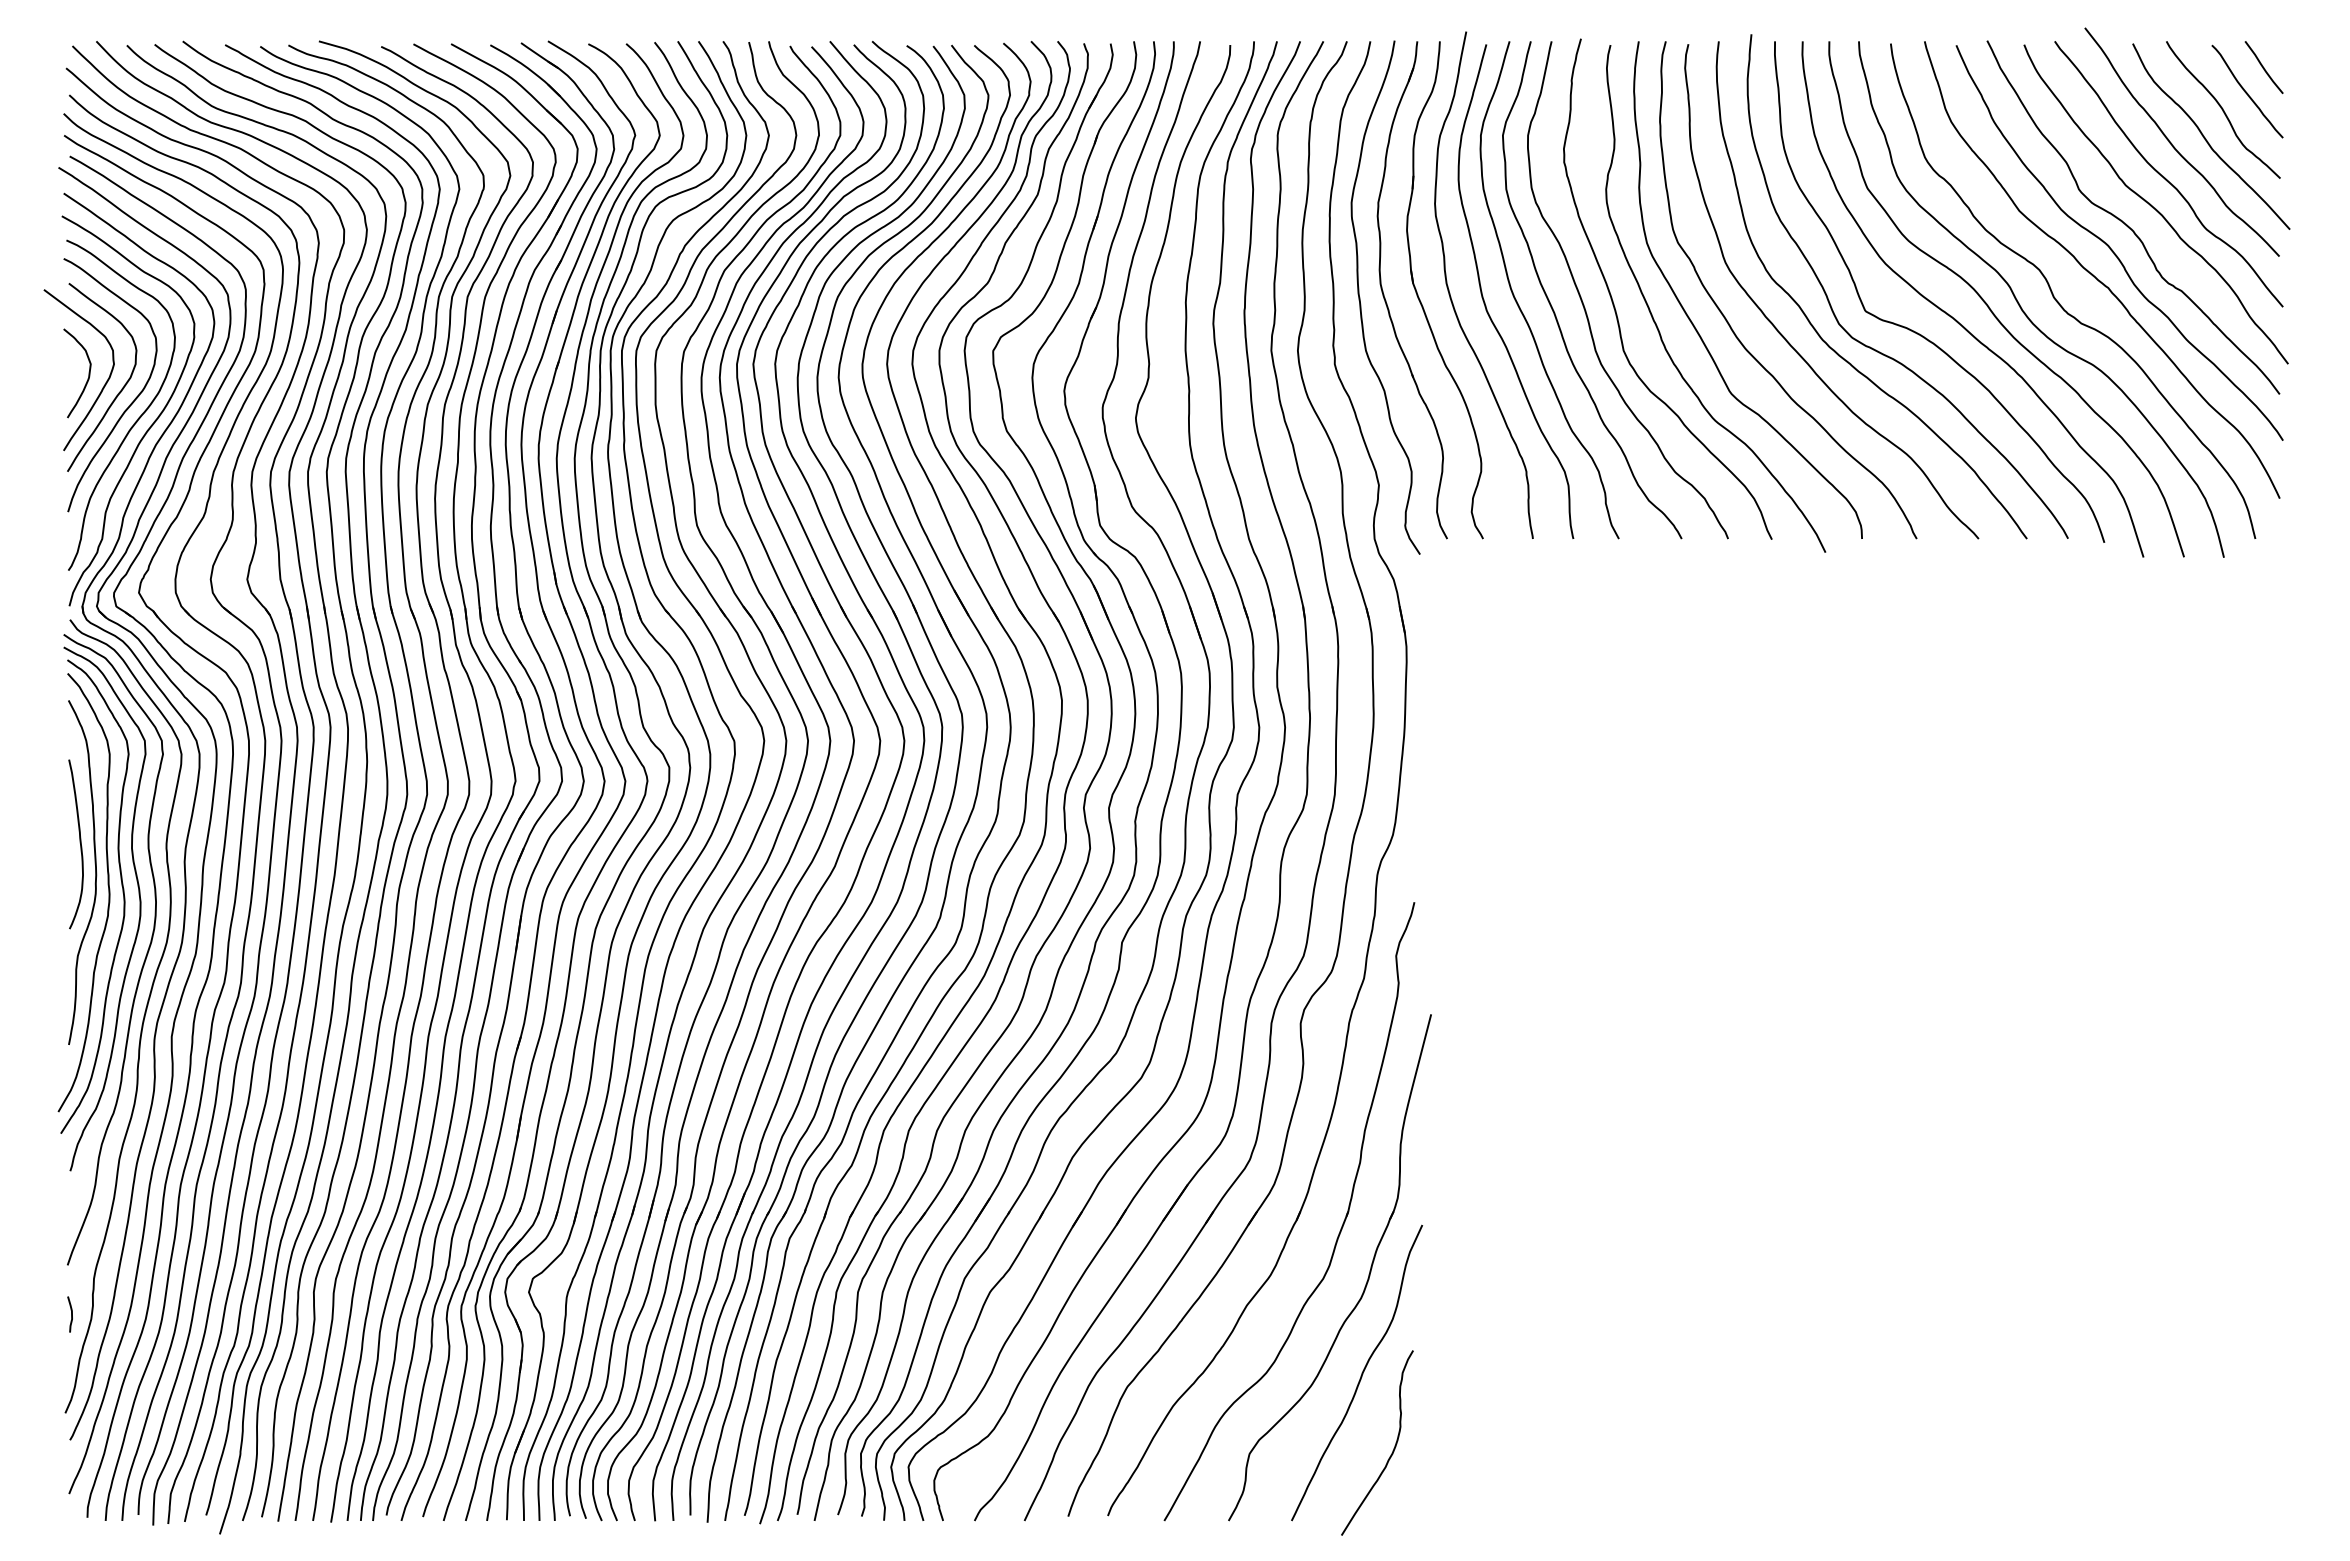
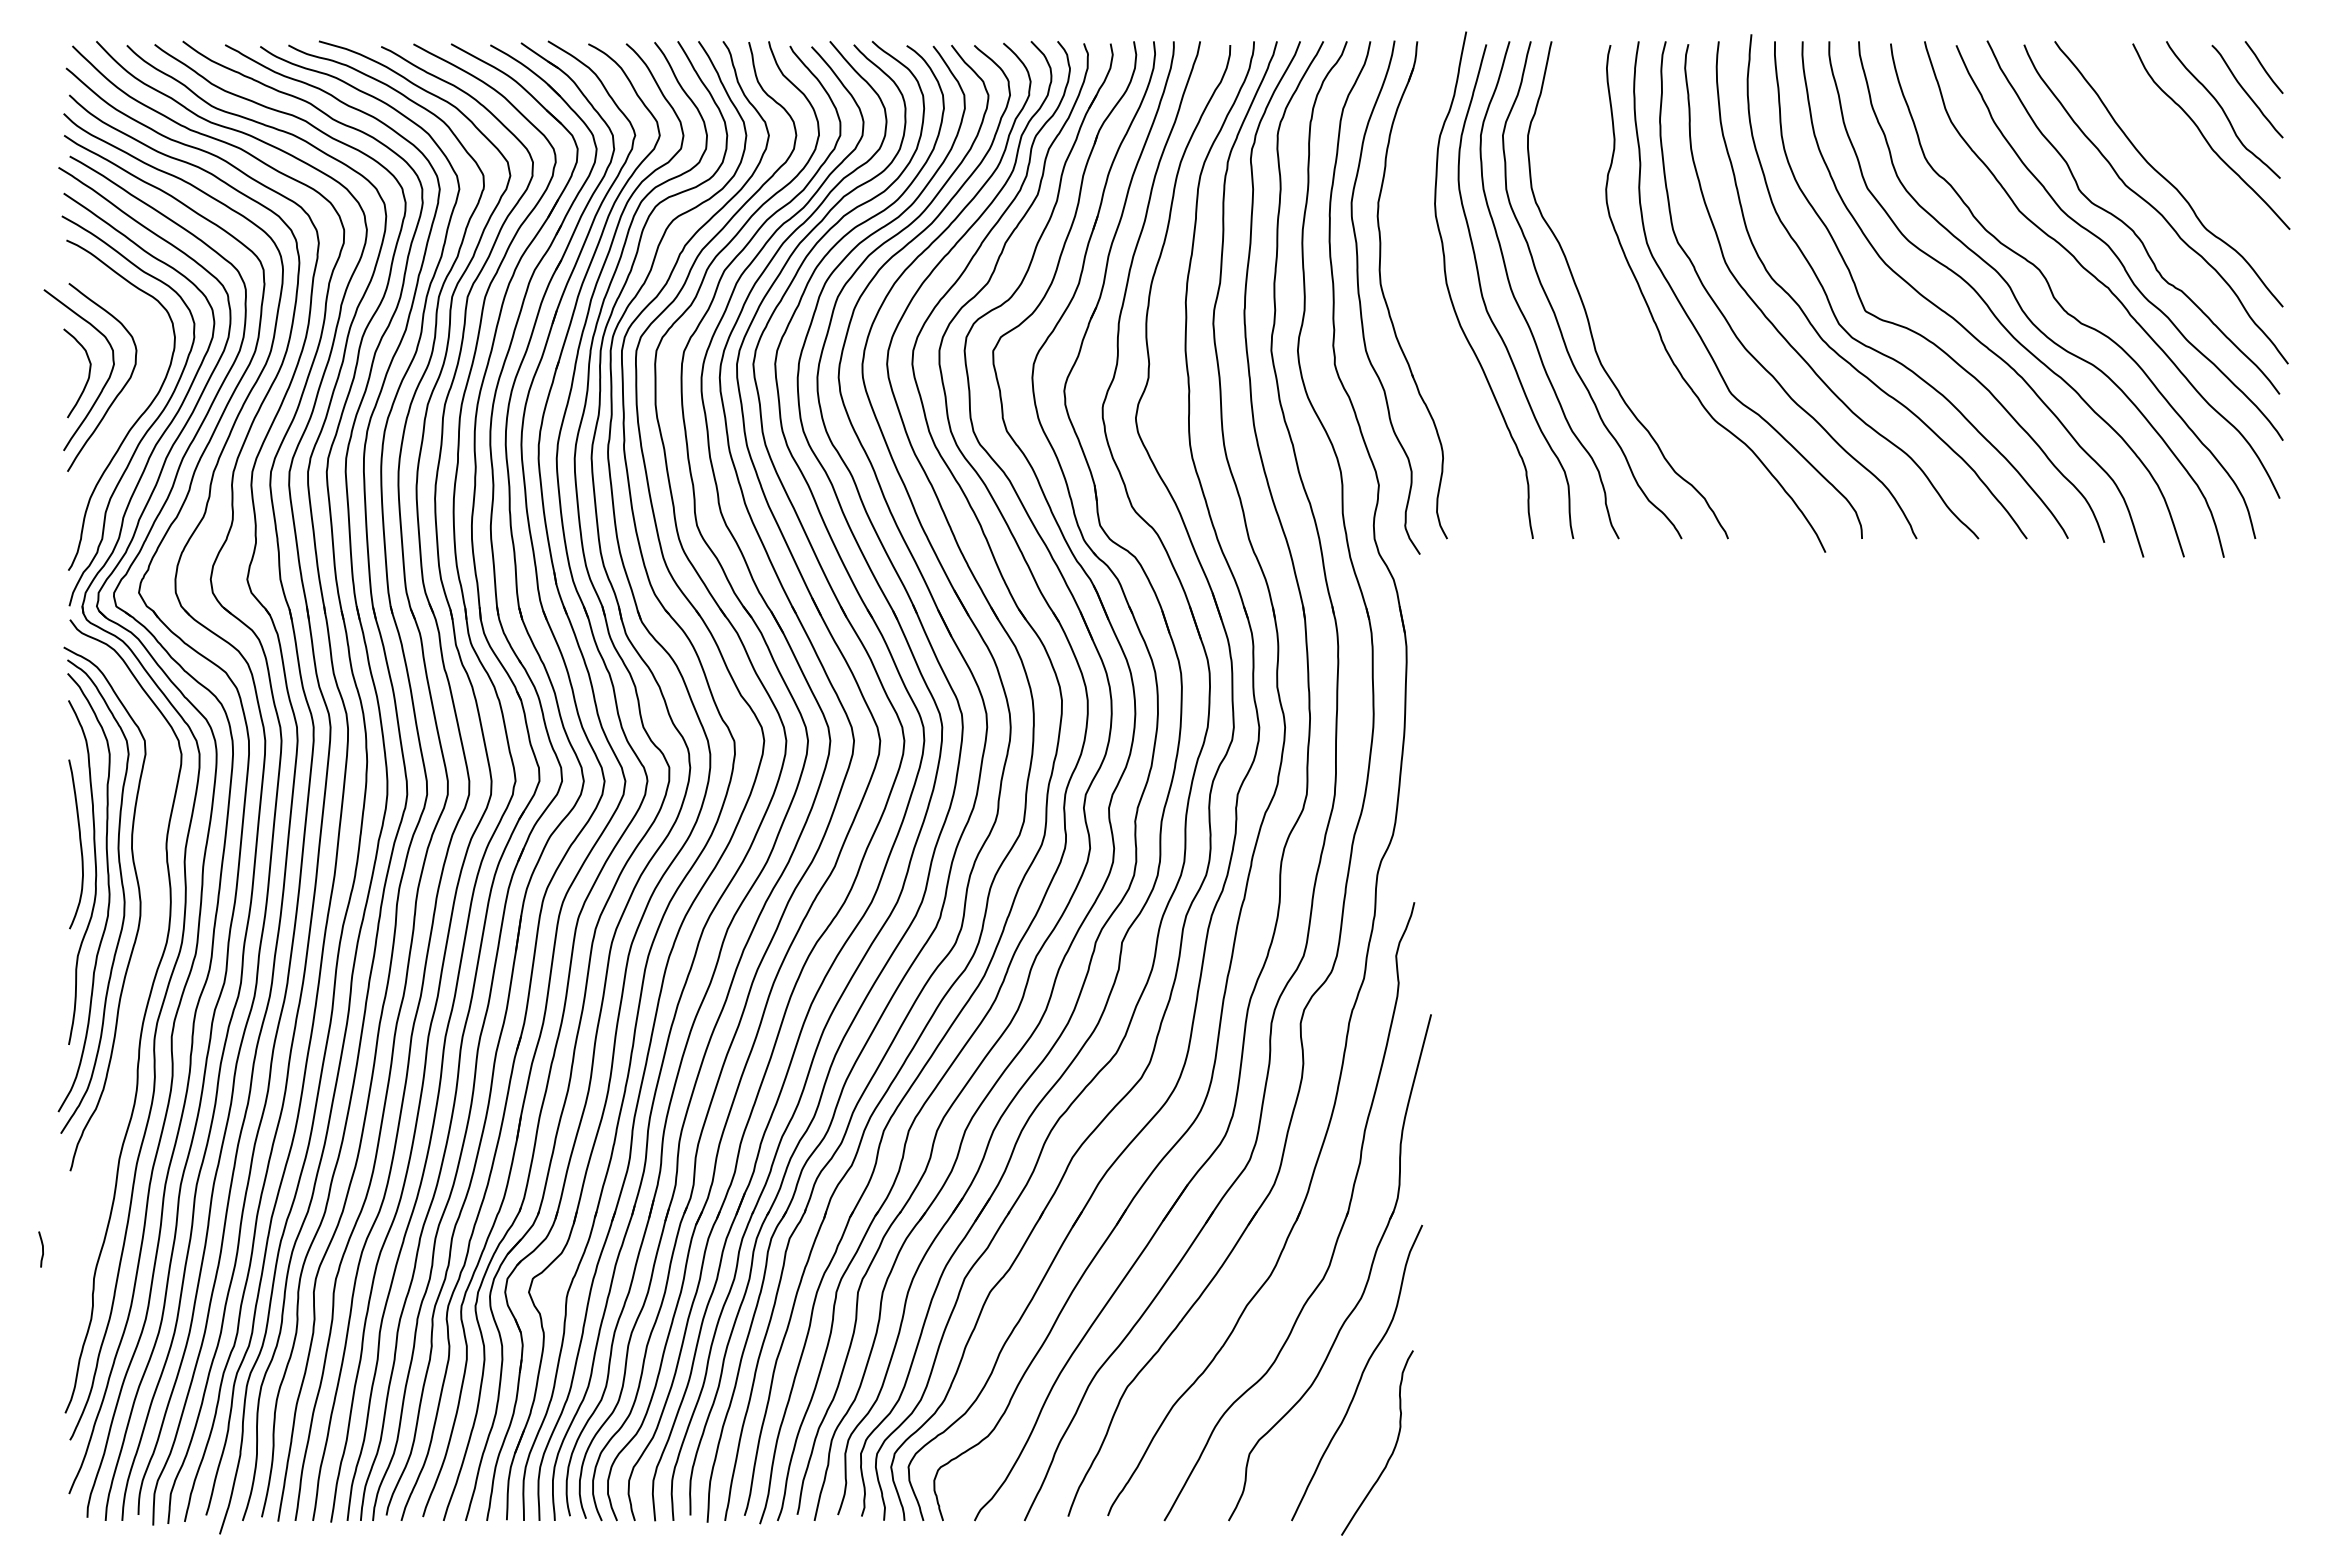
curve: present -> none (2175, 147)
part: present -> none (1421, 301)
curve: present -> none (1614, 303)
curve: present -> none (129, 404)
curve: present -> none (144, 958)
curve position: (71, 1314) -> (42, 1249) (42, 1249)
